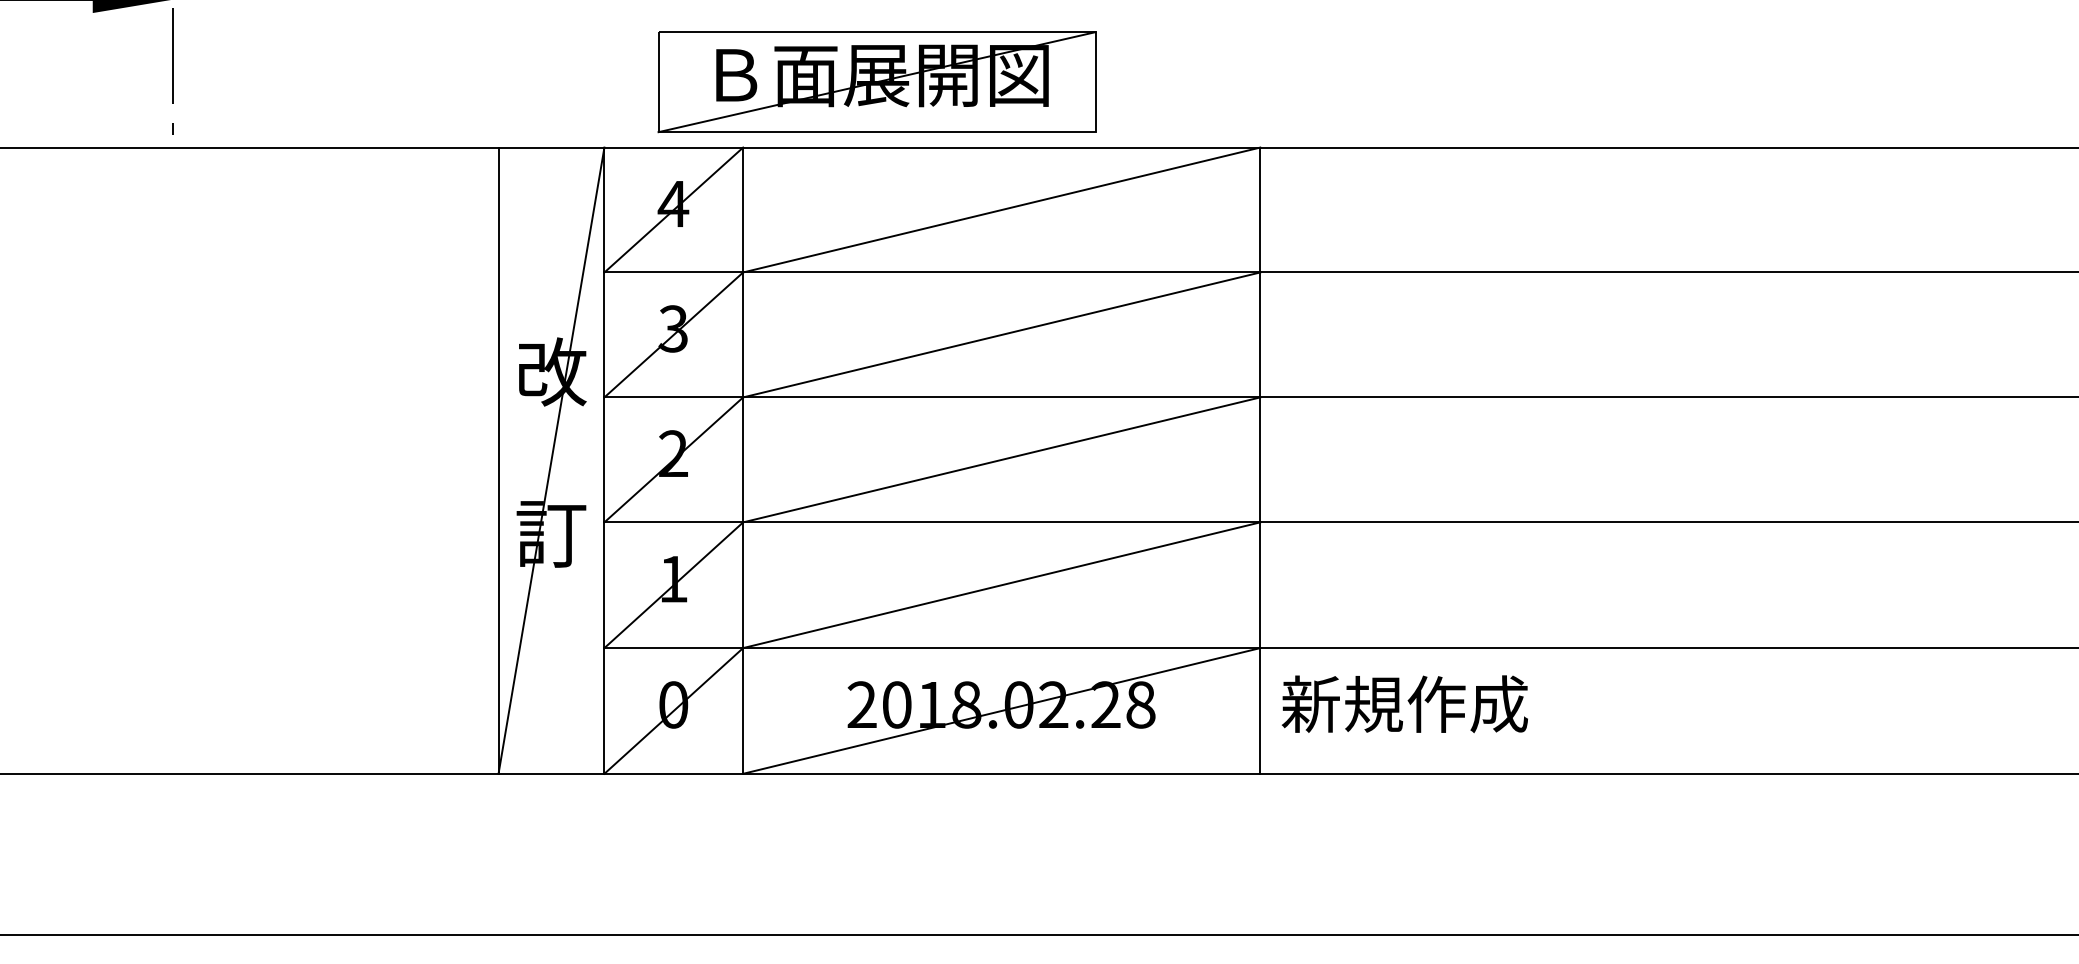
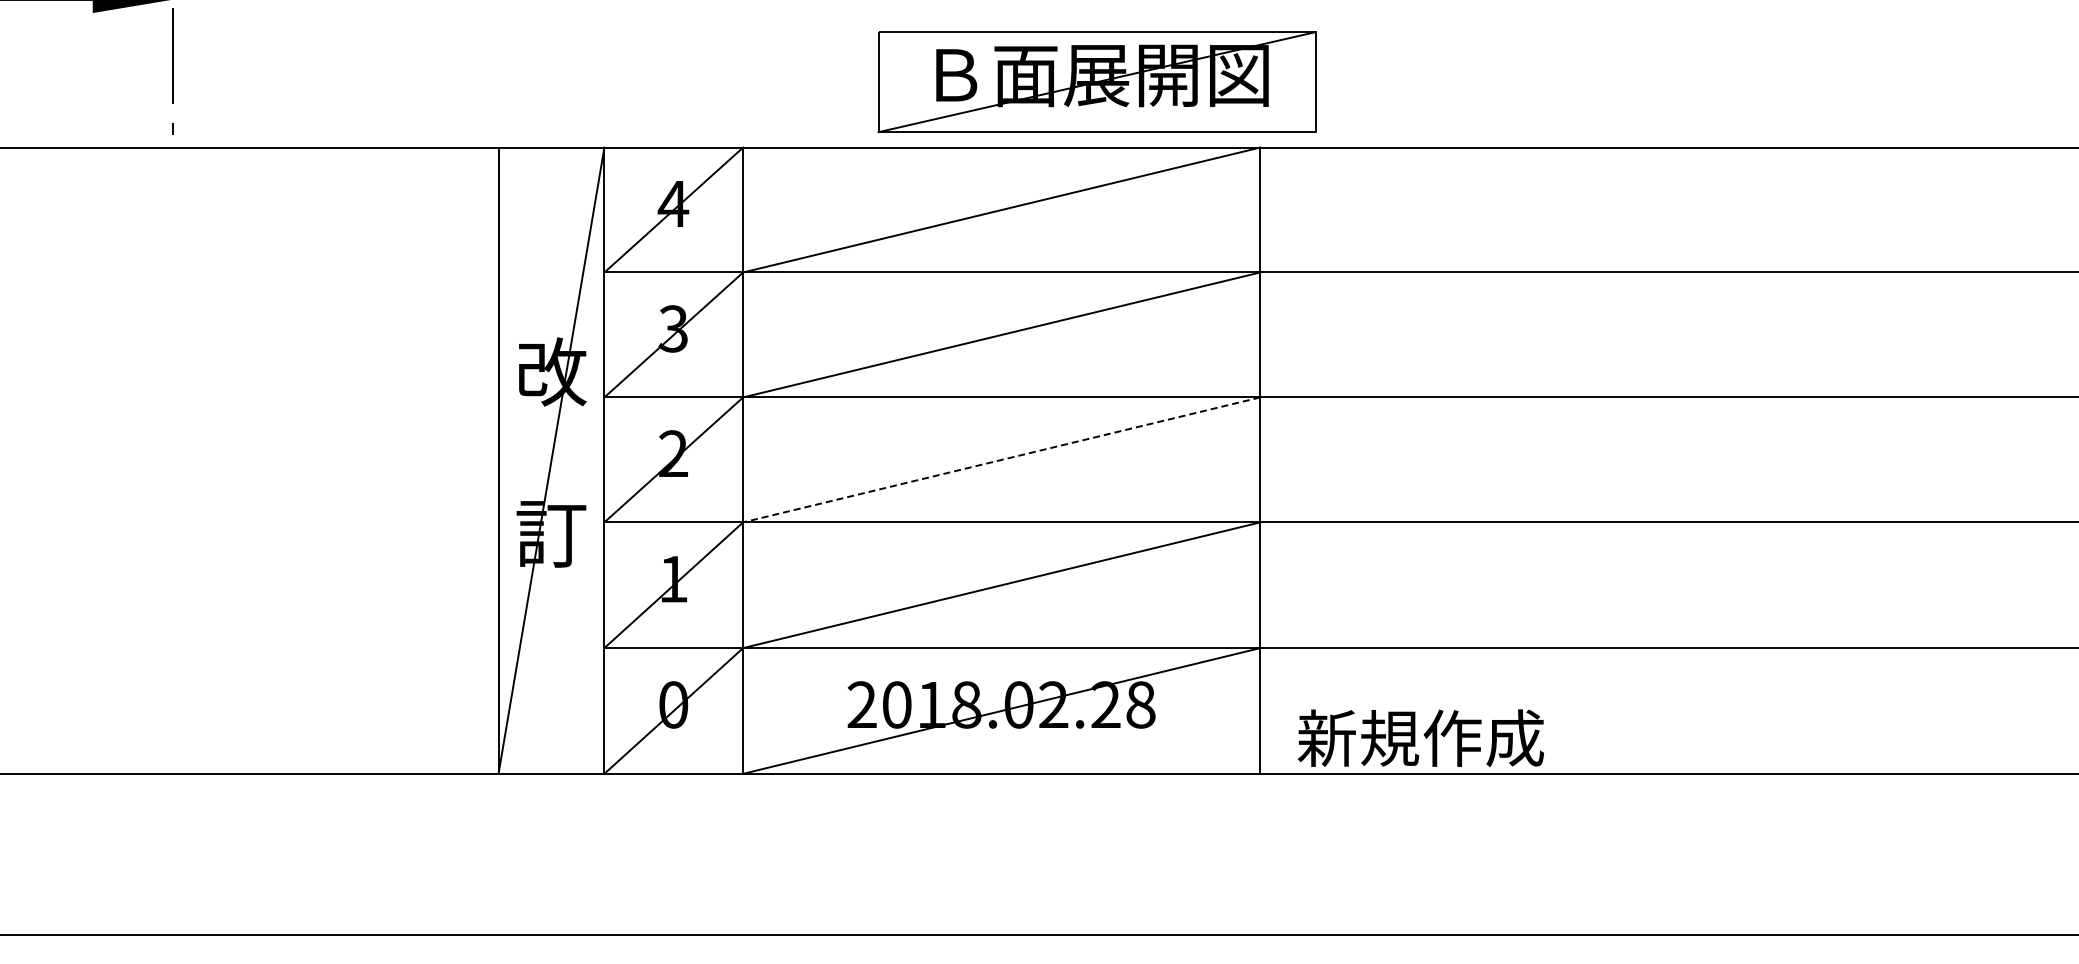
part position: (876, 82) -> (1096, 82) (1096, 82)
line: solid -> dashed (1001, 460)
text position: (1404, 704) -> (1420, 738) (1420, 738)
